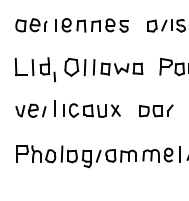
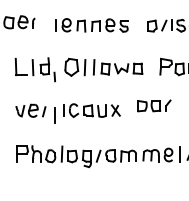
part position: (31, 25) -> (19, 22) (19, 22)
line position: (54, 108) -> (54, 115) (54, 115)
part position: (156, 110) -> (154, 105) (154, 105)
